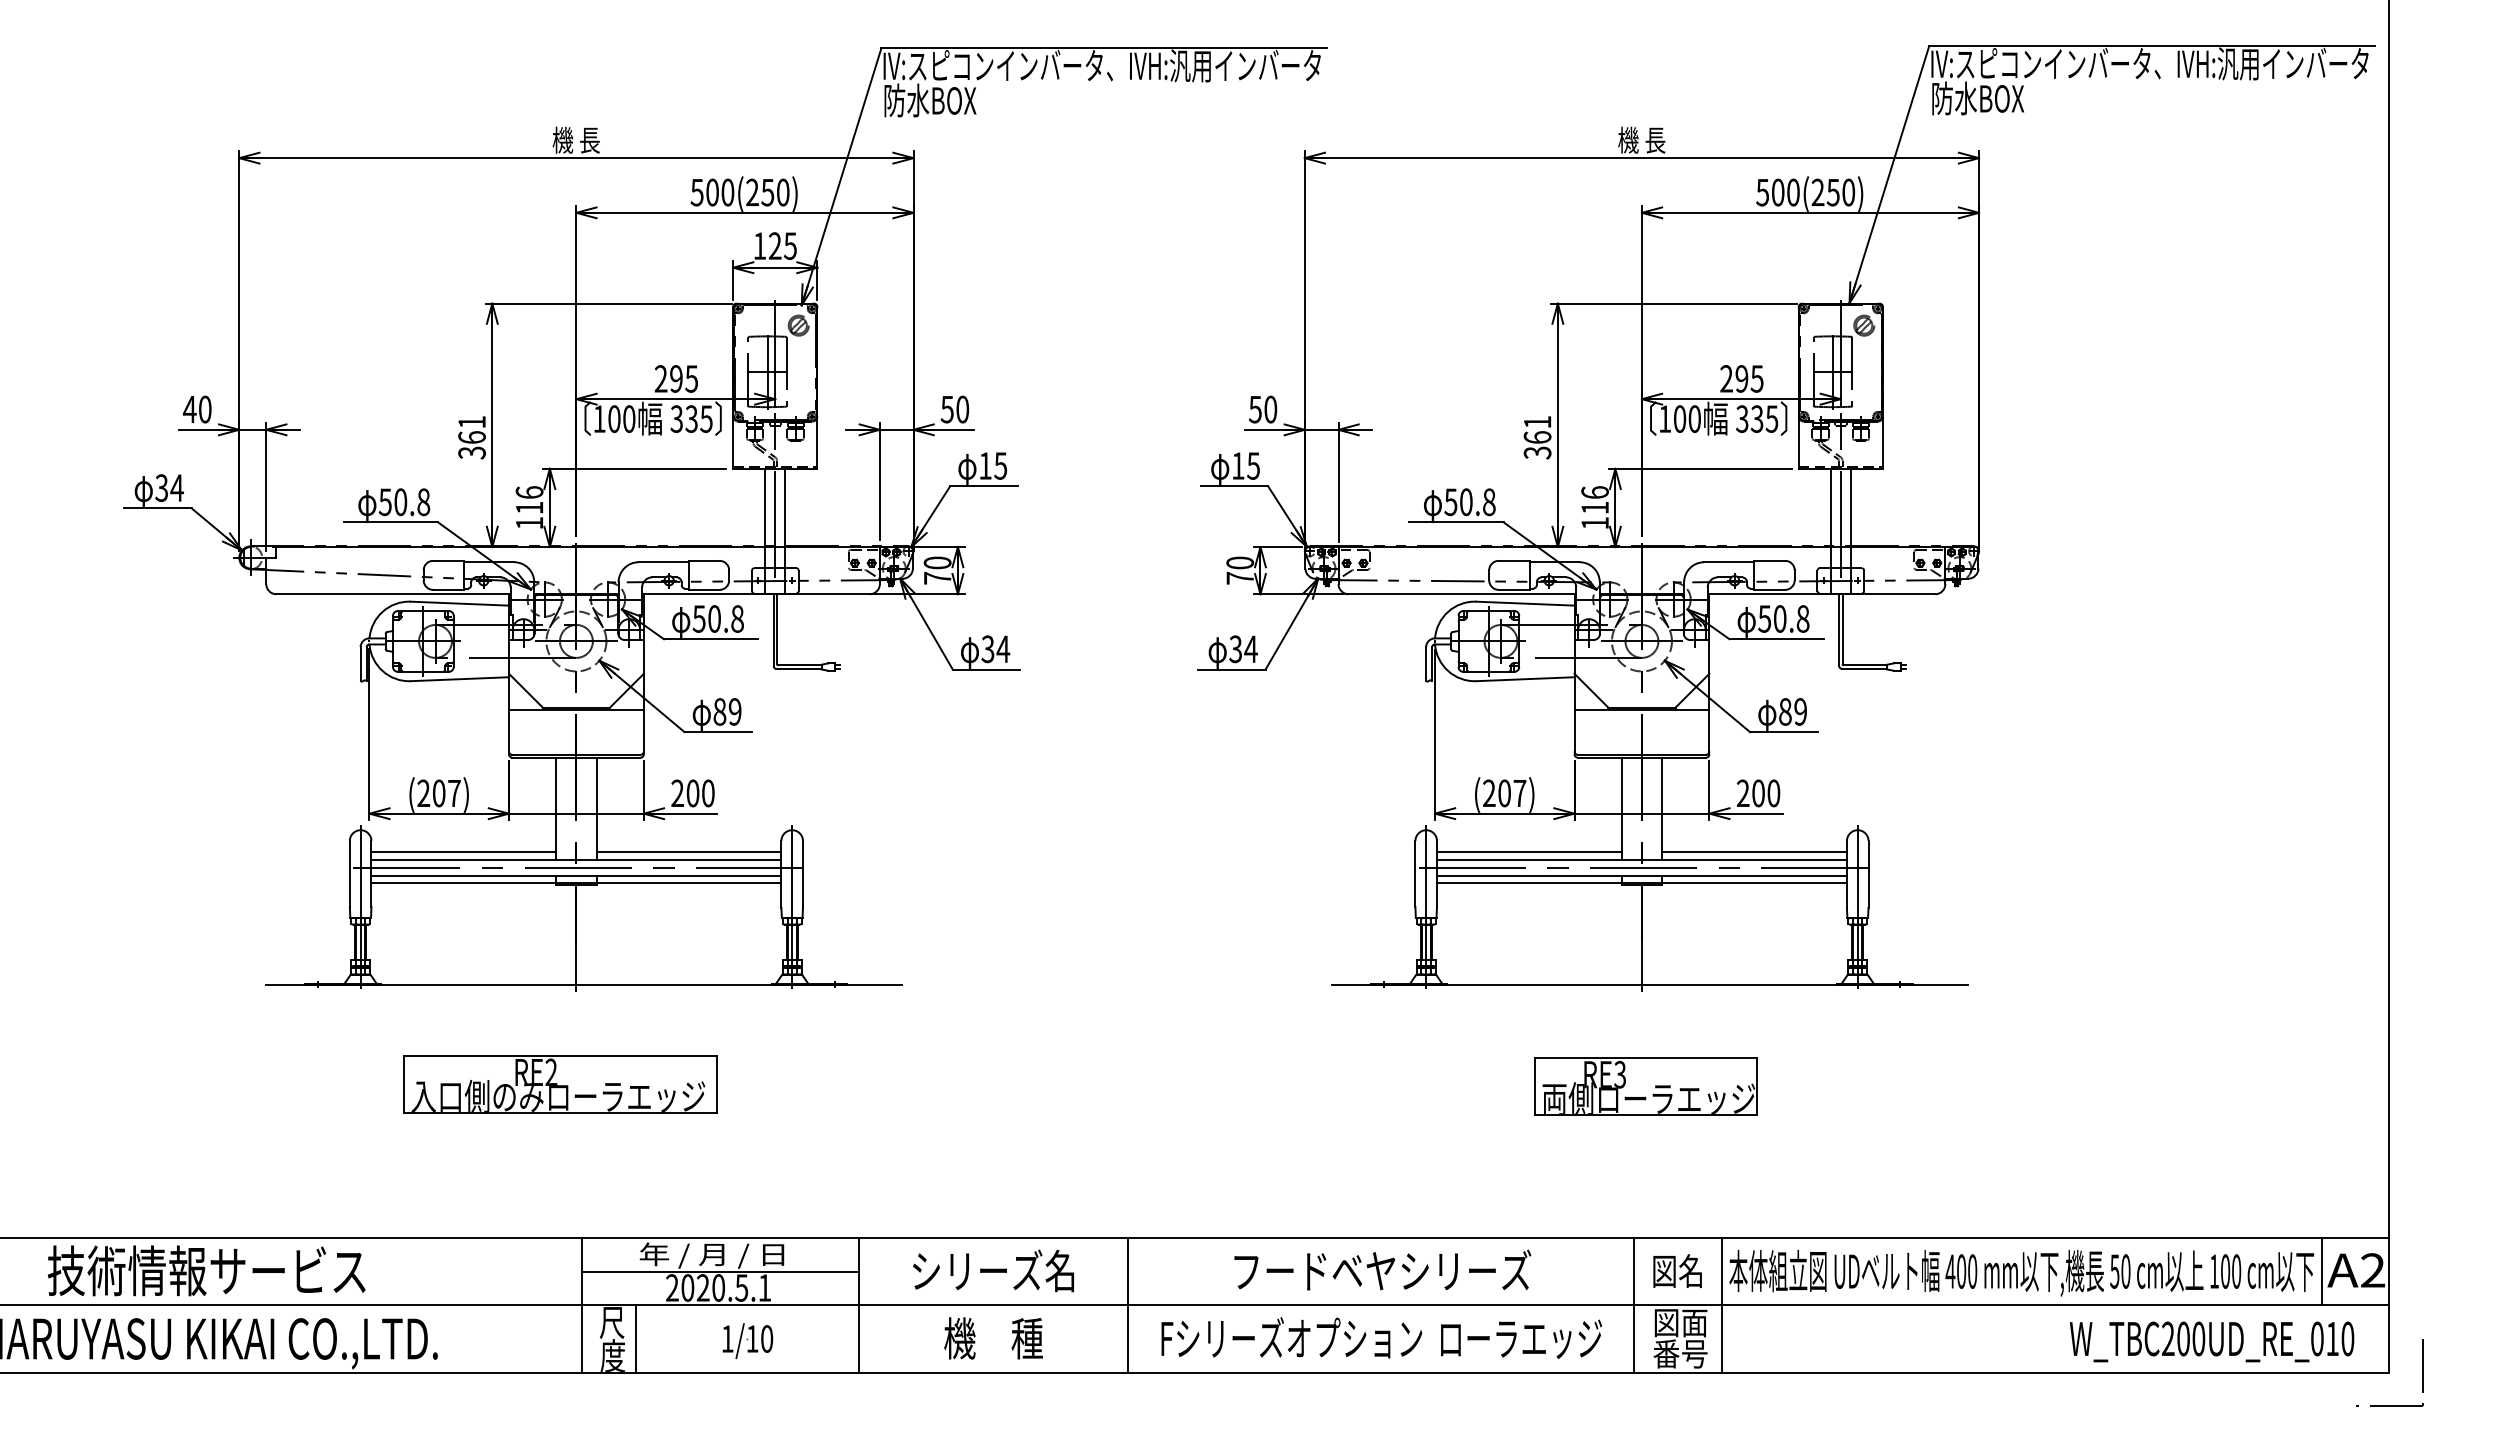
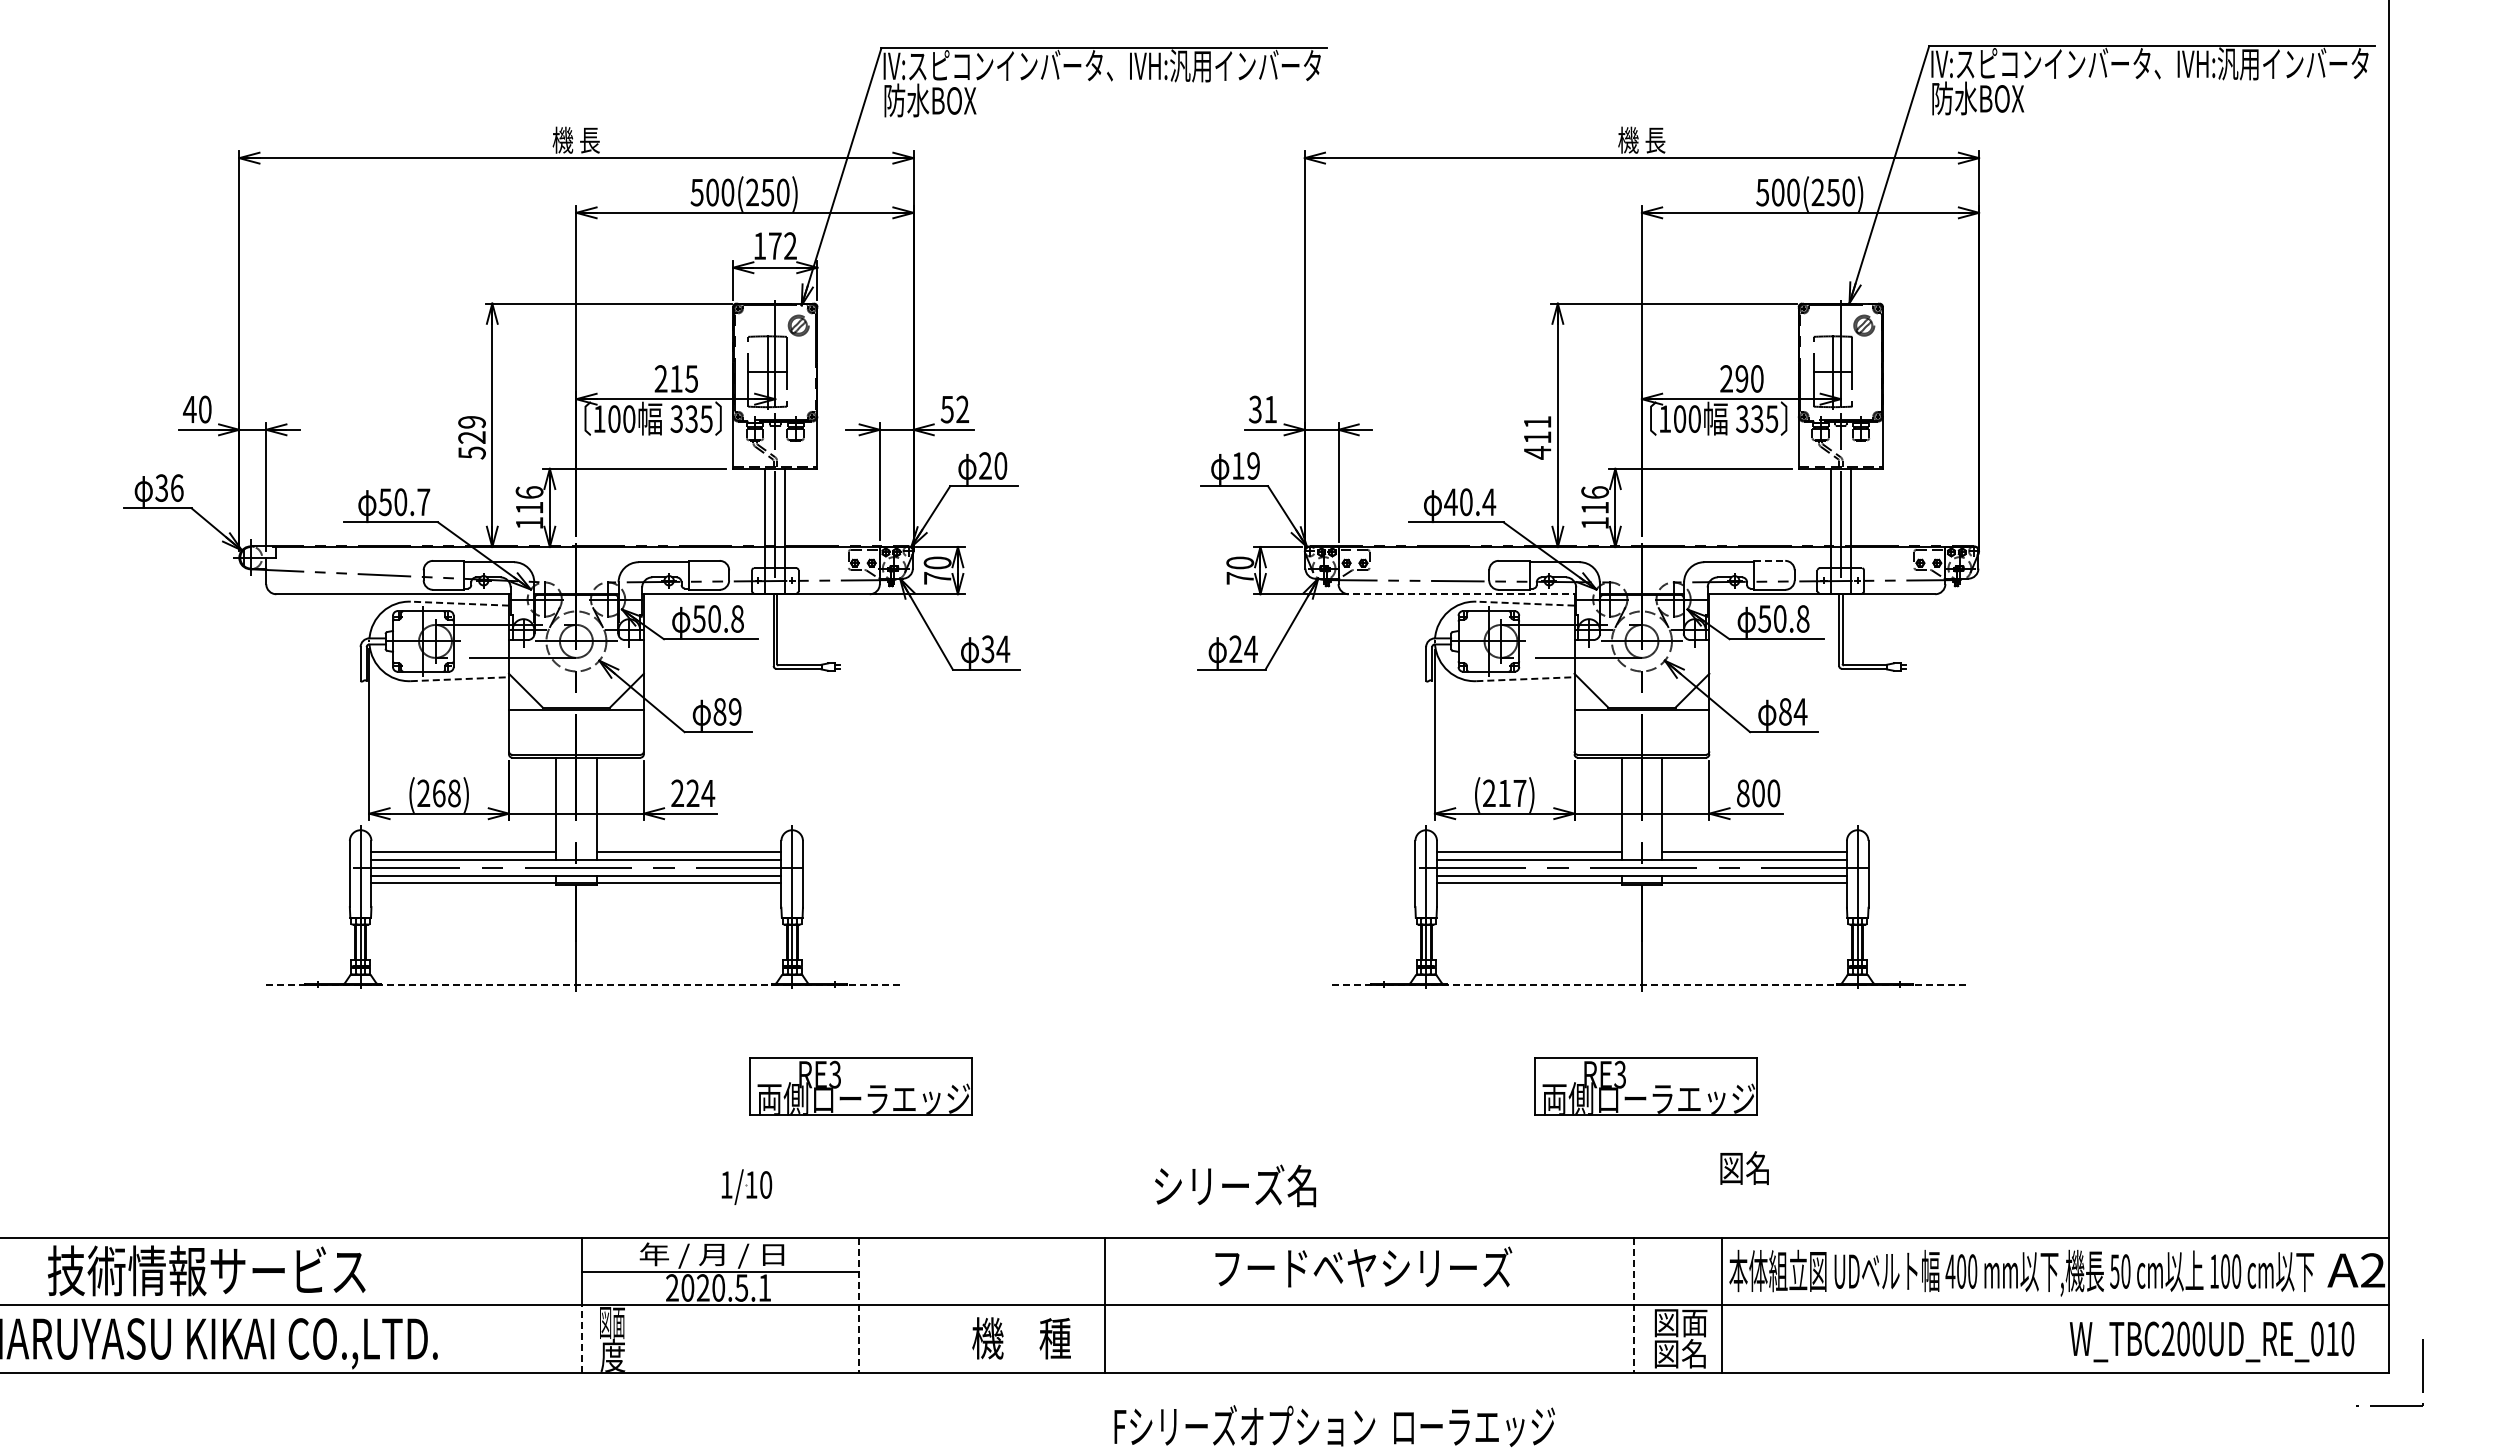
text: 125 -> 172 (782, 245)
text: 295 -> 215 (676, 378)
text: 295 -> 290 (1756, 378)
text: 50 -> 52 (962, 409)
text: 50 -> 31 (1263, 409)
text: 361 -> 529 (471, 437)
text: 361 -> 411 (1537, 445)
text: 15 -> 20 (993, 465)
text: 15 -> 19 (1253, 465)
text: 34 -> 36 (176, 487)
text: 50.8 -> 50.7 (423, 502)
text: 50.8 -> 40.4 (1470, 502)
line: solid -> dashed (1769, 560)
line: solid -> dashed (1459, 594)
line: solid -> dashed (459, 603)
line: solid -> dashed (1524, 603)
text: 34 -> 24 (1235, 649)
line: solid -> dashed (460, 679)
line: solid -> dashed (1525, 679)
text: 89 -> 84 (1800, 711)
text: (207) -> (268) (446, 793)
text: 200 -> 224 (700, 793)
text: (207) -> (217) (1504, 793)
text: 200 -> 800 (1742, 793)
line: solid -> dashed (584, 985)
line: solid -> dashed (1649, 985)
part: present -> none (560, 1084)
part: none -> present (860, 1086)
text position: (1382, 1269) -> (1363, 1266) (1363, 1266)
text position: (993, 1270) -> (1235, 1185) (1235, 1185)
text position: (1677, 1270) -> (1744, 1167) (1744, 1167)
line: present -> none (2321, 1271)
line position: (1128, 1304) -> (1105, 1304) (1105, 1304)
line: solid -> dashed (858, 1305)
line: solid -> dashed (1634, 1305)
text: 尺 -> 図面 (611, 1323)
text position: (1381, 1337) -> (1334, 1425) (1334, 1425)
line: present -> none (636, 1338)
text position: (993, 1338) -> (1021, 1338) (1021, 1338)
line: solid -> dashed (582, 1339)
part position: (747, 1340) -> (746, 1186) (746, 1186)
text: 番号 -> 図名 (1680, 1353)
